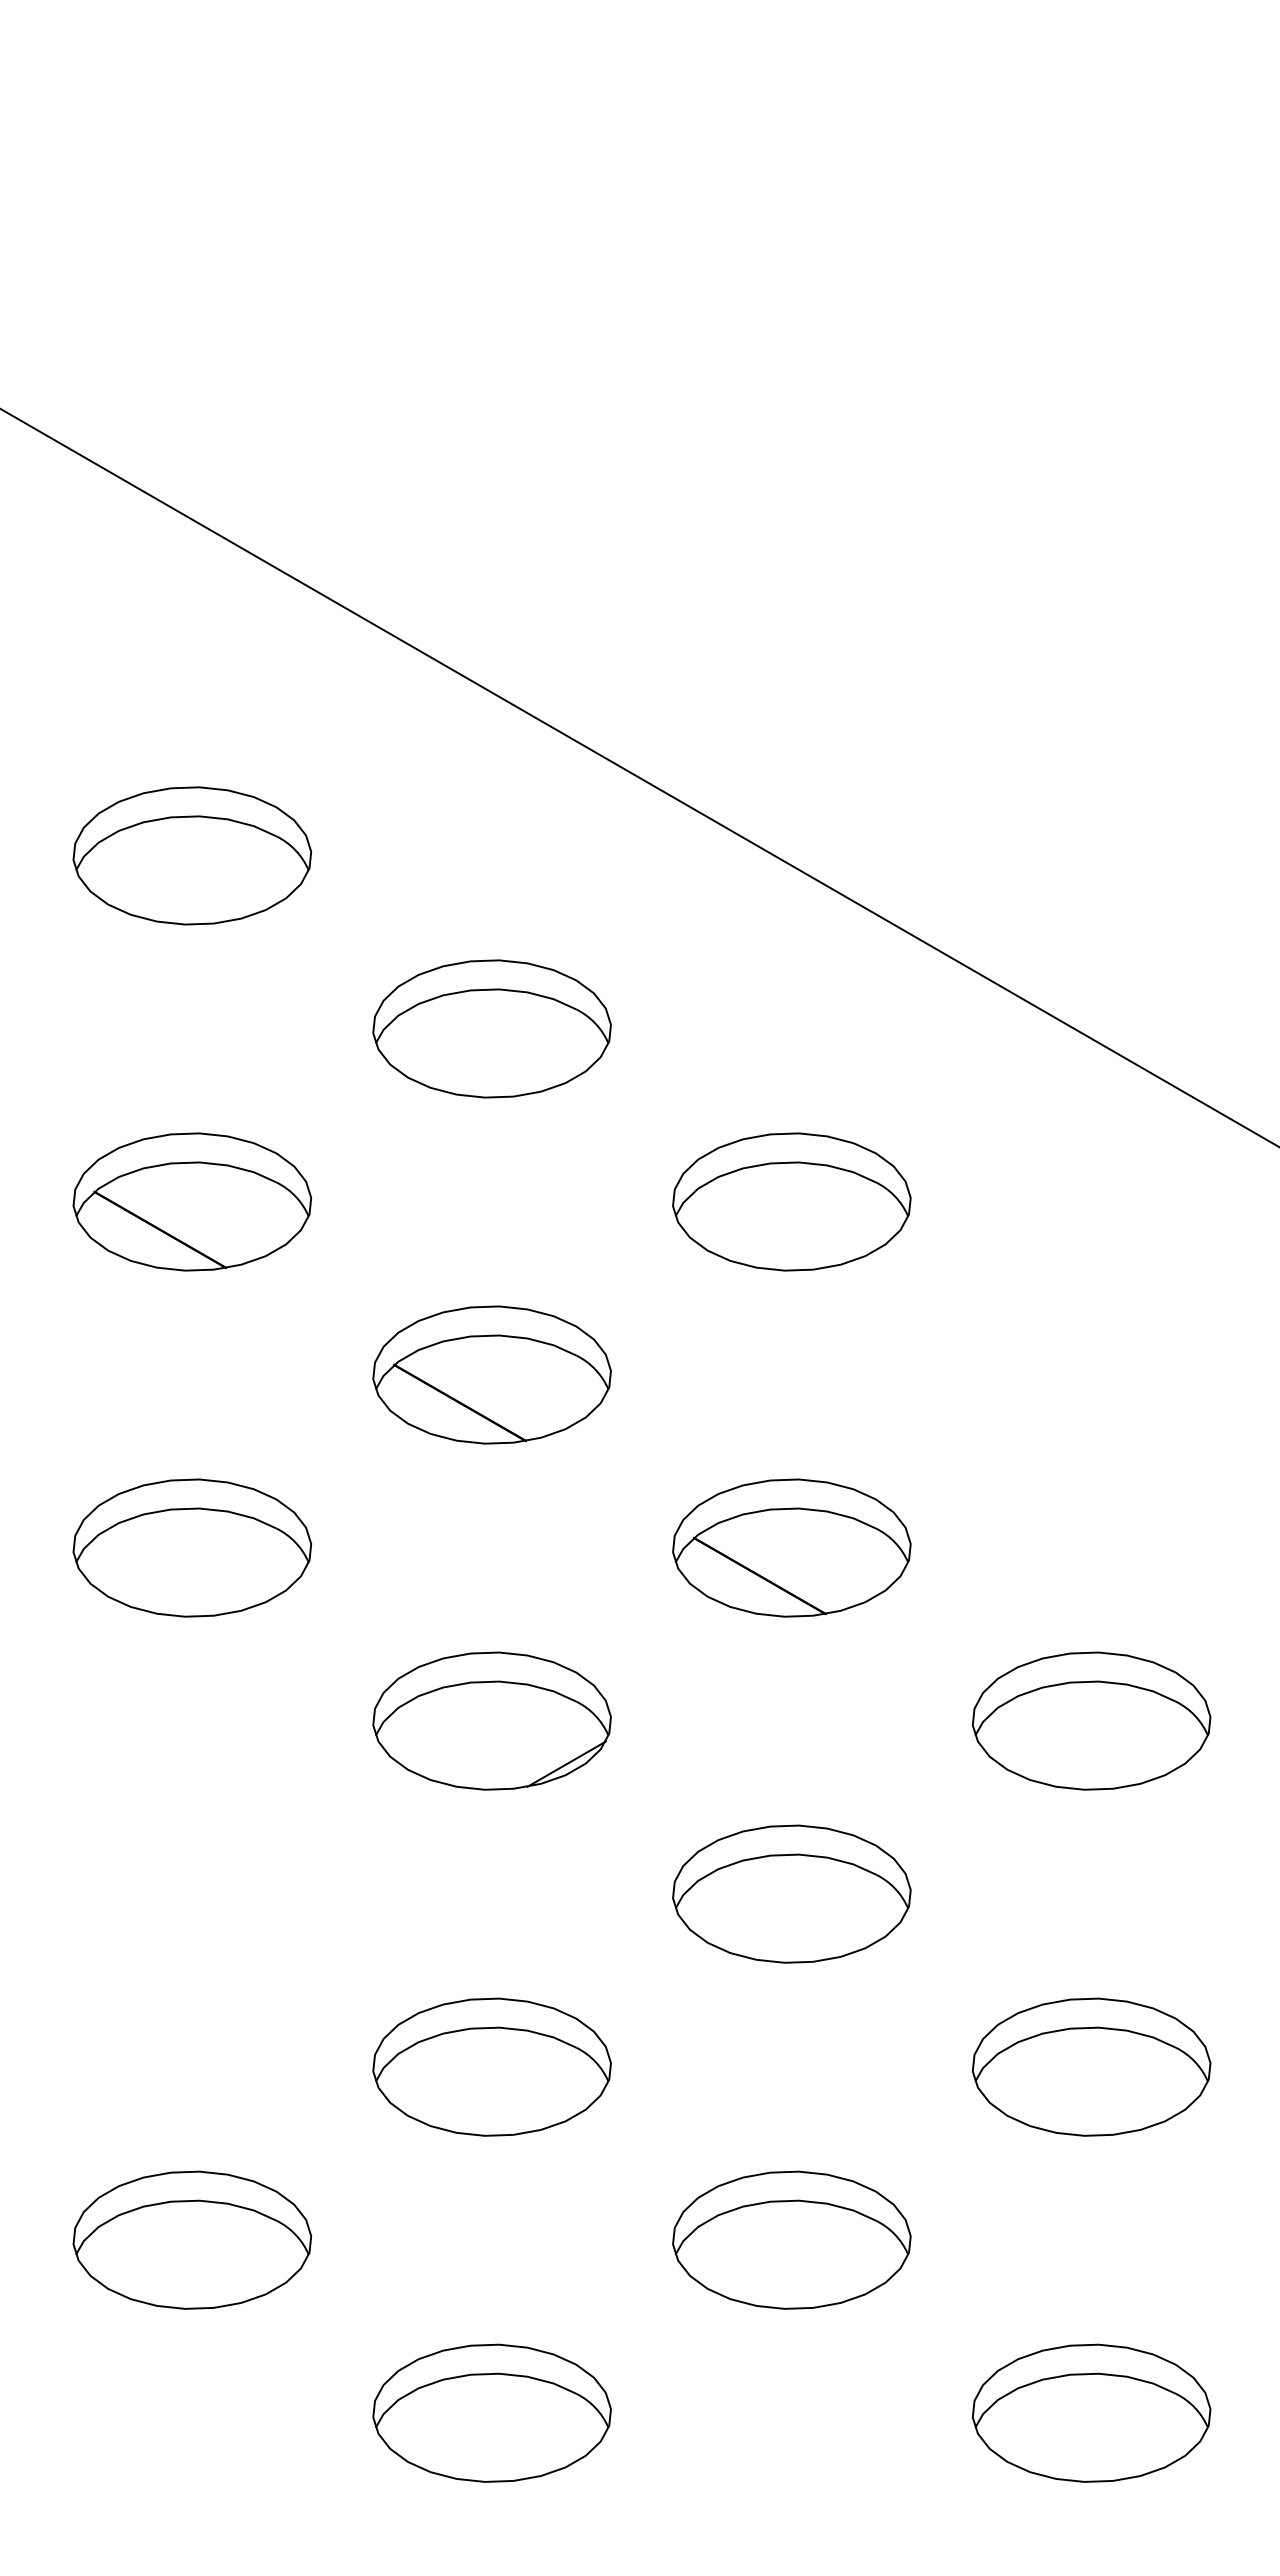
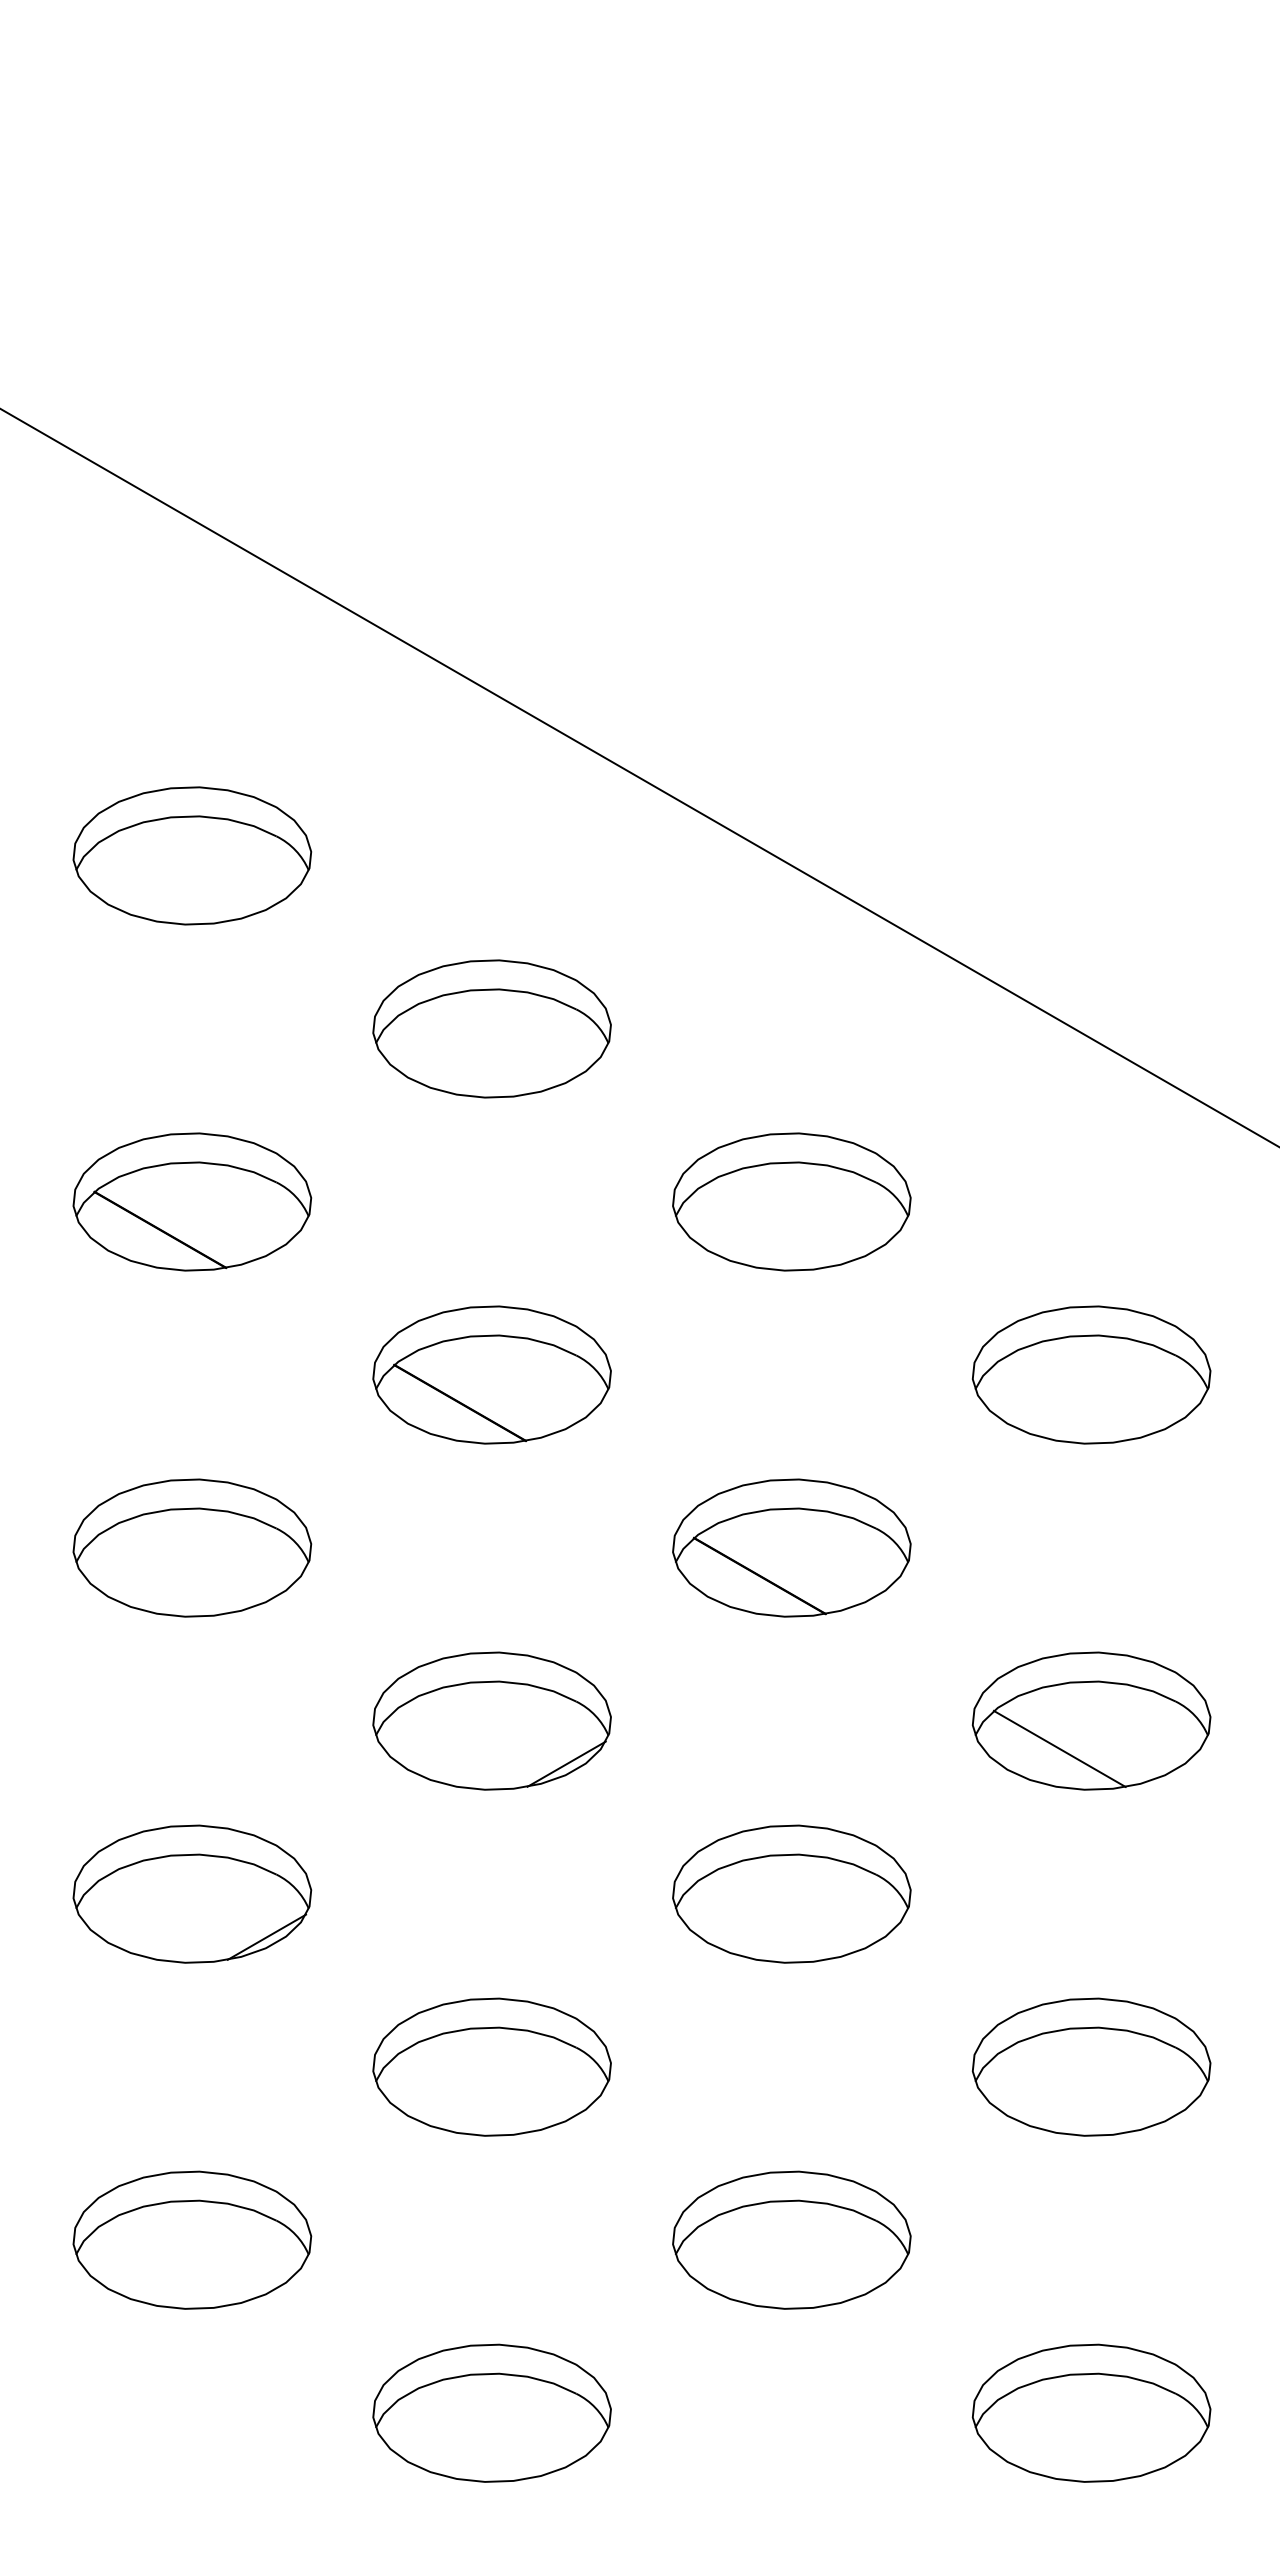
part: none -> present (1091, 1374)
line: none -> present (1059, 1748)
part: none -> present (192, 1893)
